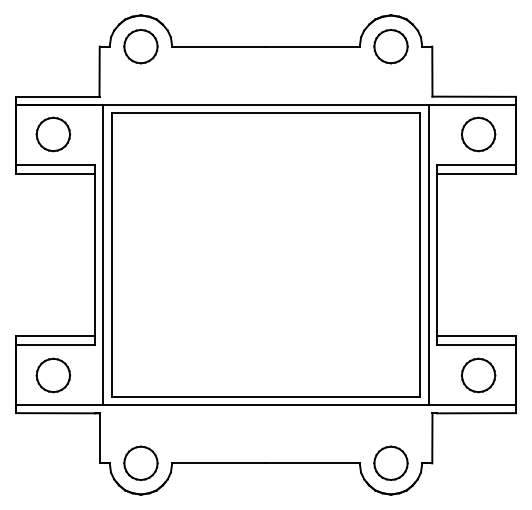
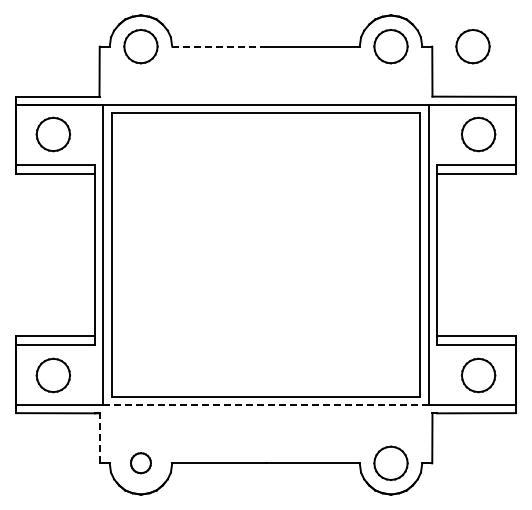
line: solid -> dashed (219, 46)
part: none -> present (472, 46)
line: solid -> dashed (266, 405)
line: solid -> dashed (99, 437)
part size: 36x36 px -> 22x23 px (140, 463)
